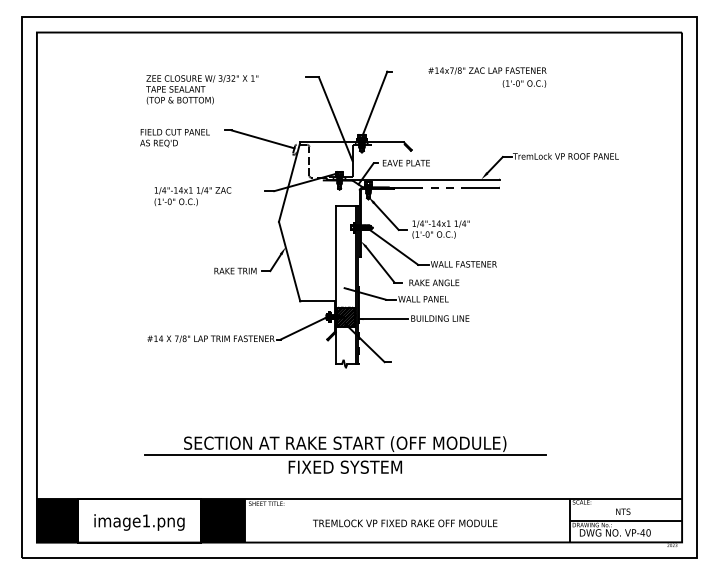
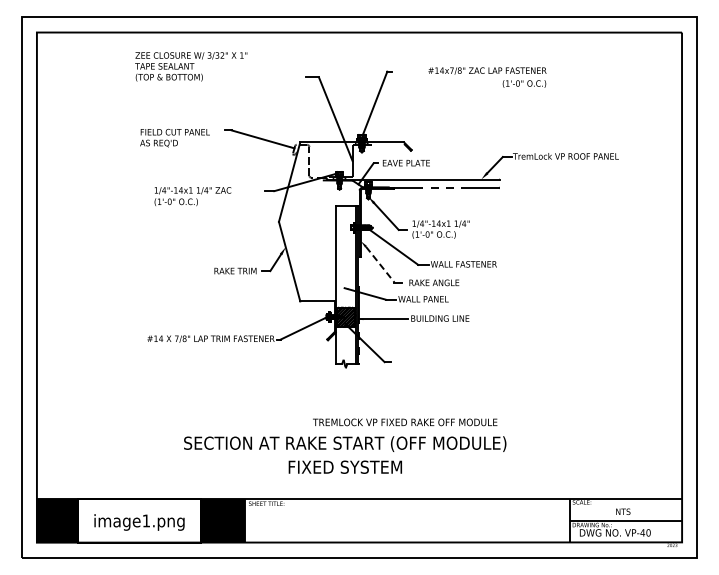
text position: (202, 89) -> (191, 66) (191, 66)
line: solid -> dashed (380, 264)
line: present -> none (345, 454)
text position: (405, 523) -> (405, 422) (405, 422)
